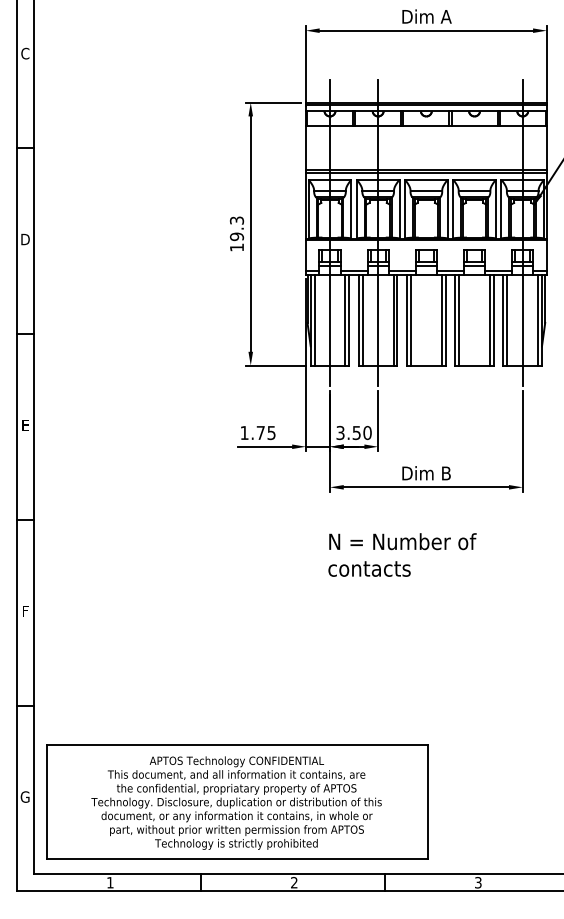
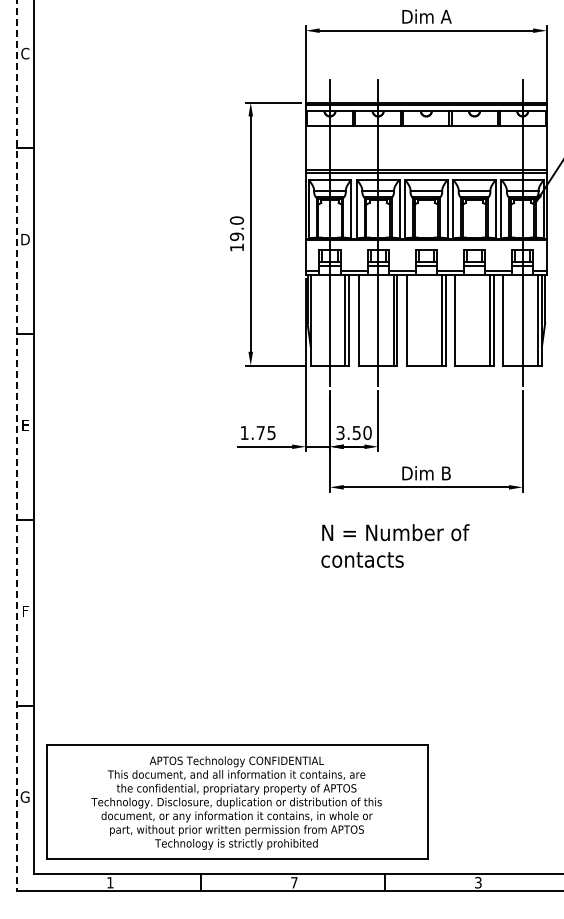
text: 19.3 -> 19.0 (236, 220)
line: present -> none (314, 319)
line: present -> none (362, 319)
line: present -> none (410, 319)
line: present -> none (459, 319)
line: present -> none (507, 319)
line: solid -> dashed (16, 446)
text position: (402, 554) -> (395, 545) (395, 545)
text: 2 -> 7 (294, 882)
